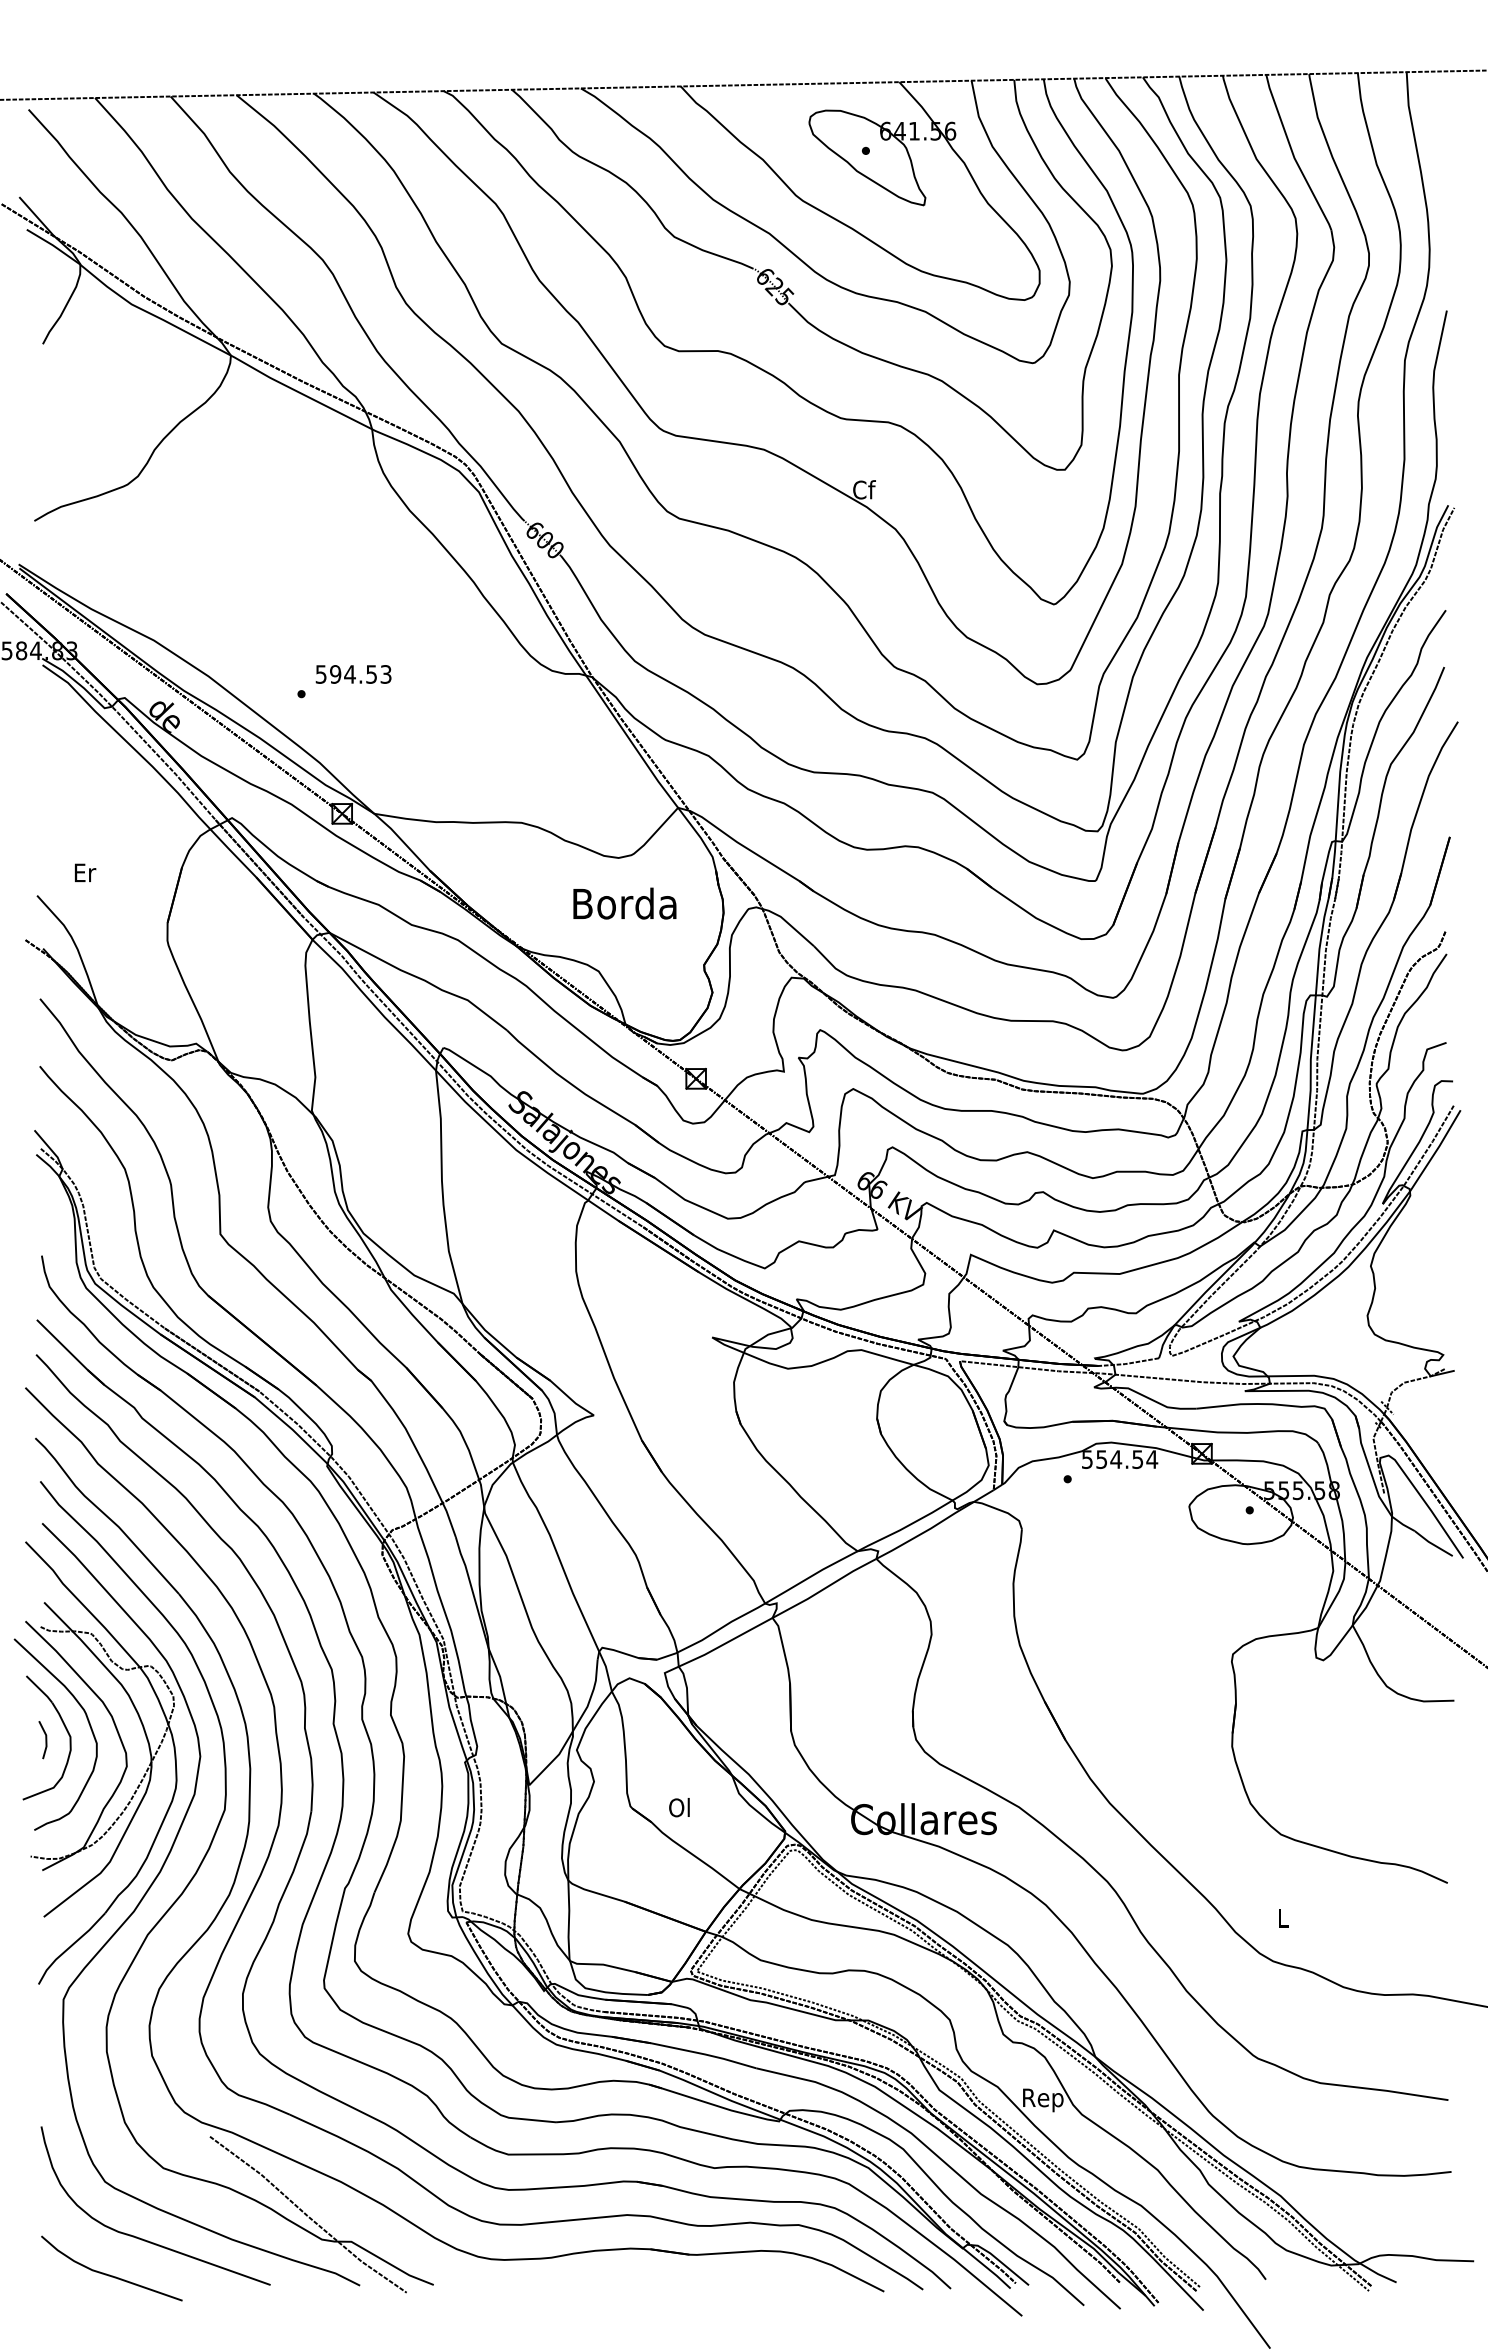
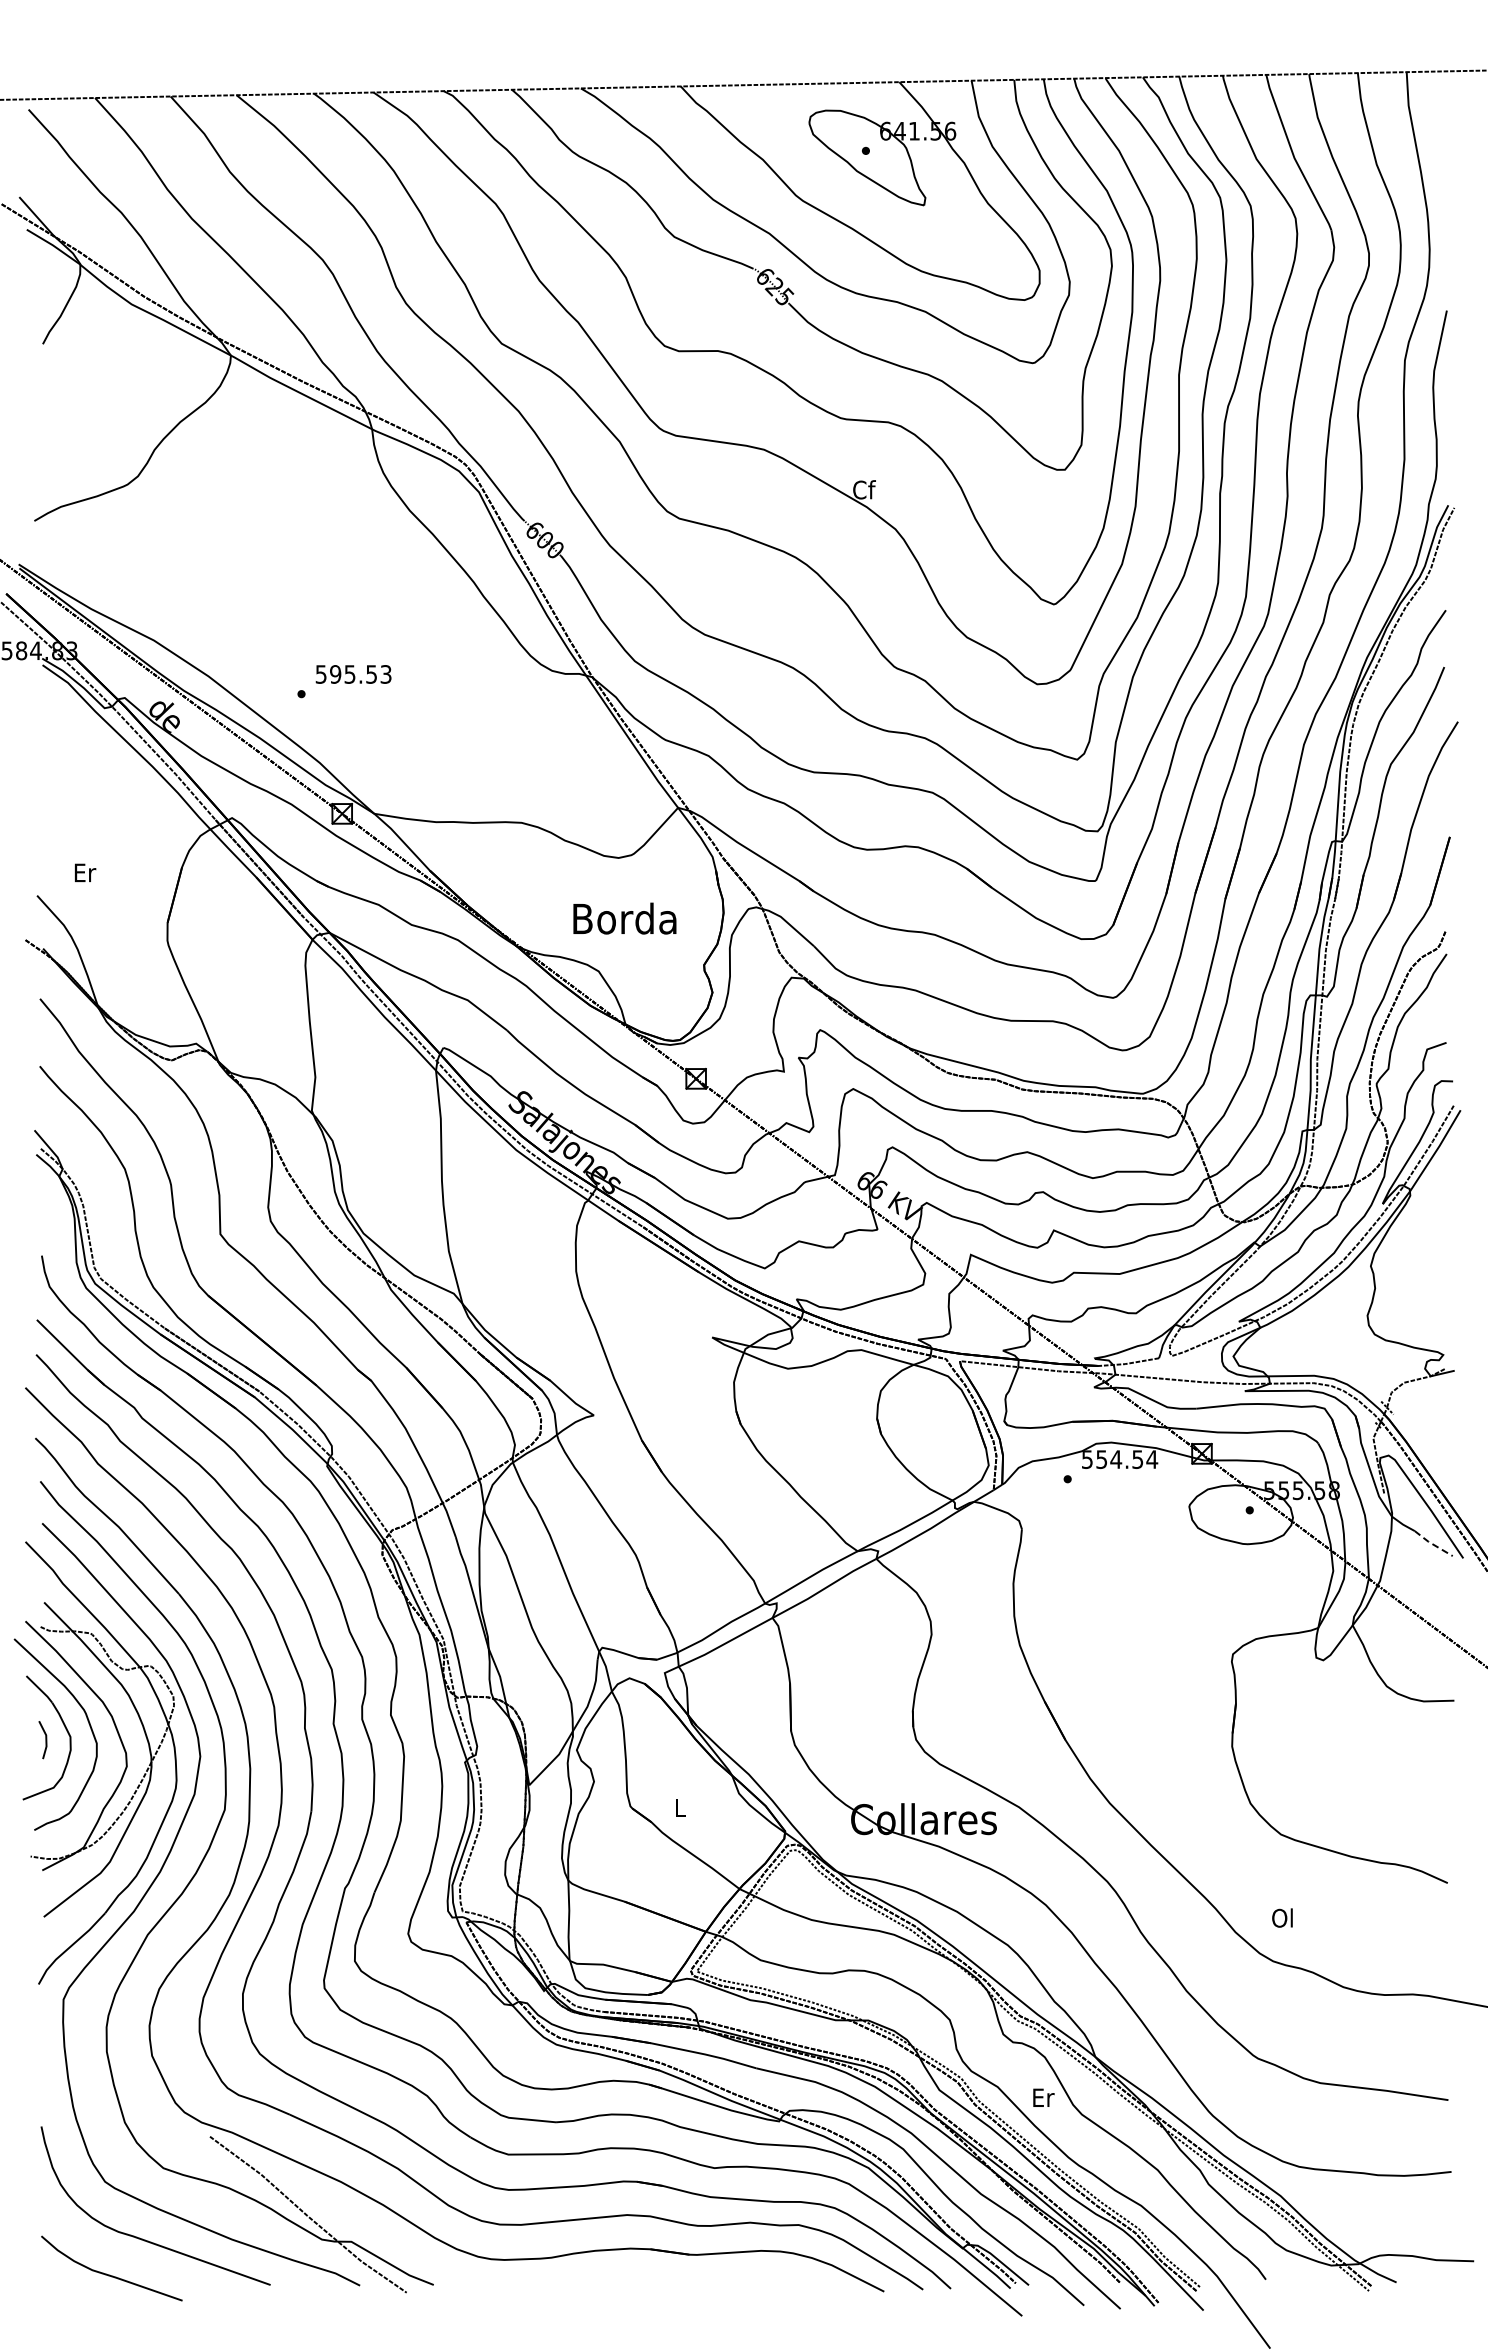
text: 594.53 -> 595.53 (349, 674)
text position: (624, 903) -> (624, 918) (624, 918)
line: solid -> dashed (1432, 1544)
text: Ol -> L (679, 1807)
text: L -> Ol (1282, 1917)
text: Rep -> Er (1043, 2100)
